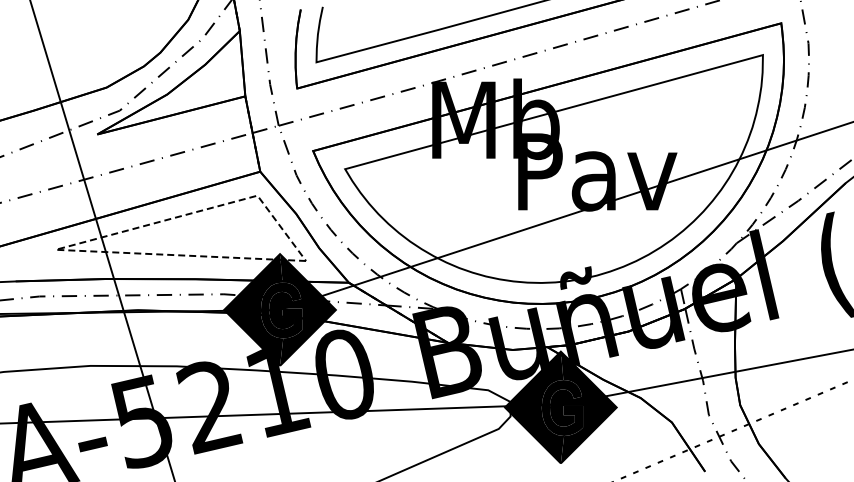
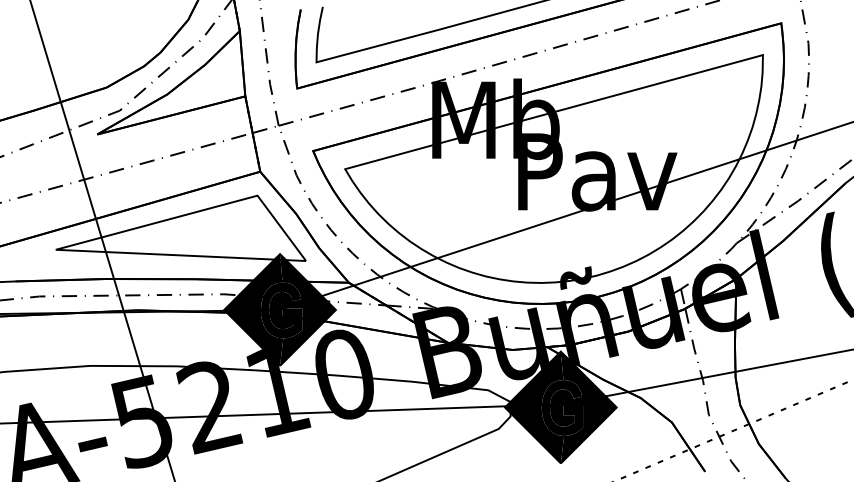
line: dashed -> solid (75, 244)
